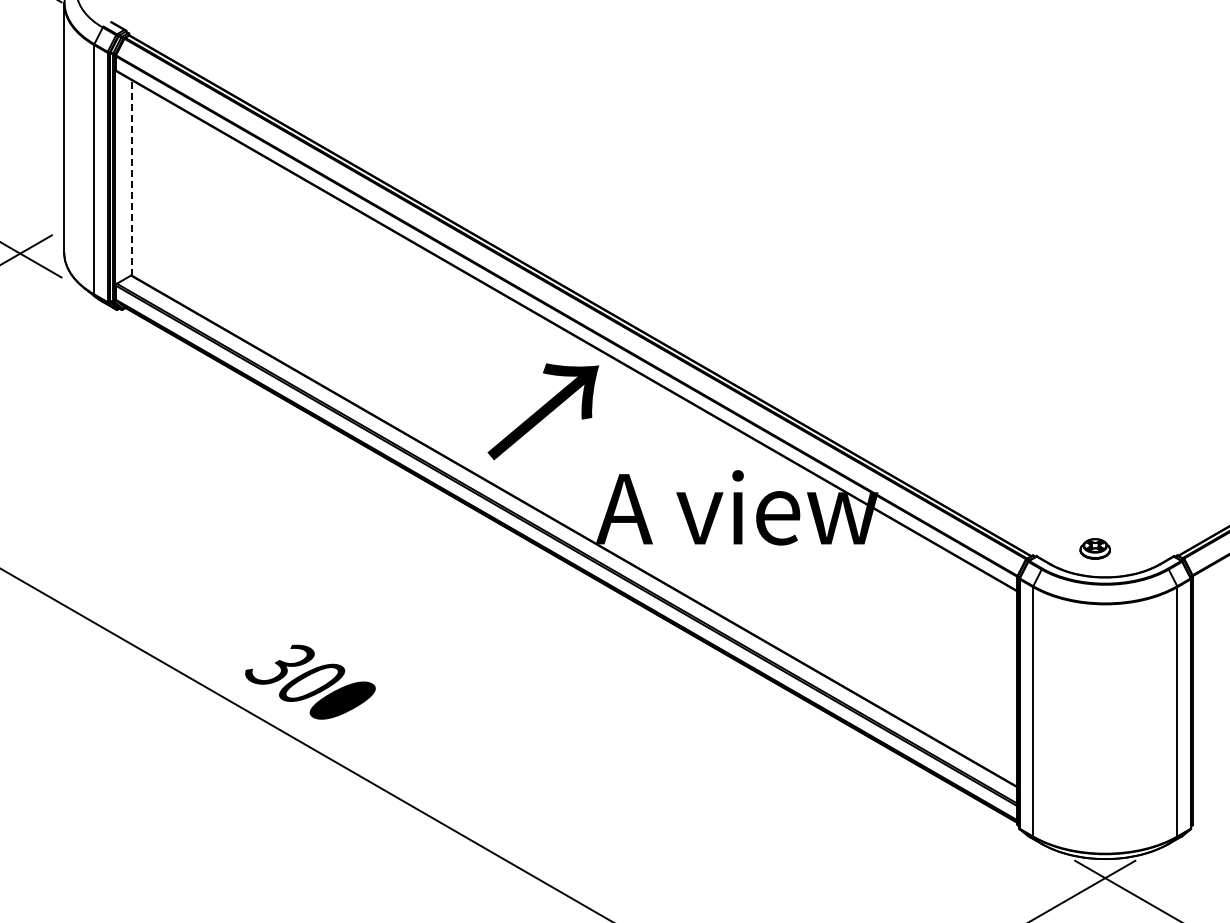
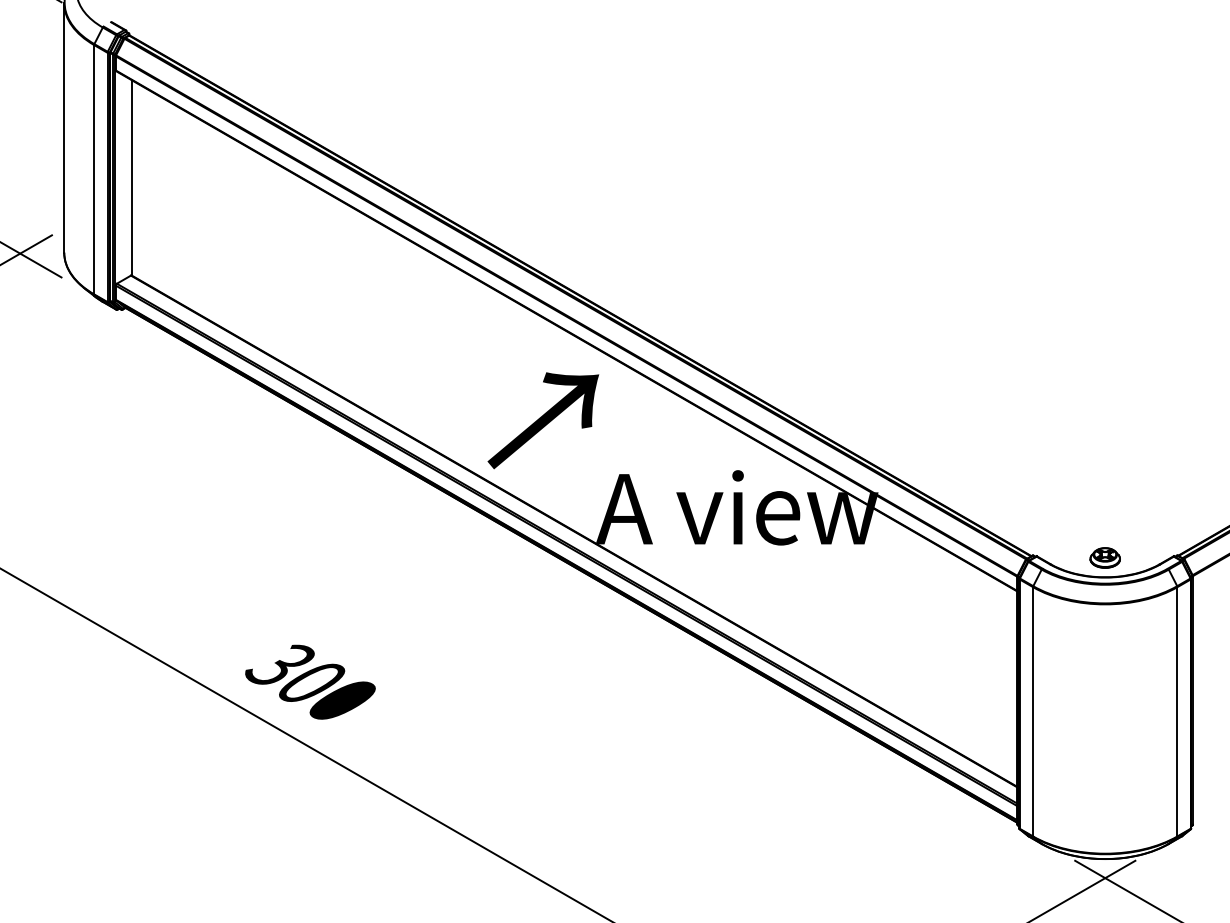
line: dashed -> solid (132, 178)
text position: (543, 411) -> (543, 420) (543, 420)
part position: (1094, 548) -> (1104, 557) (1104, 557)
